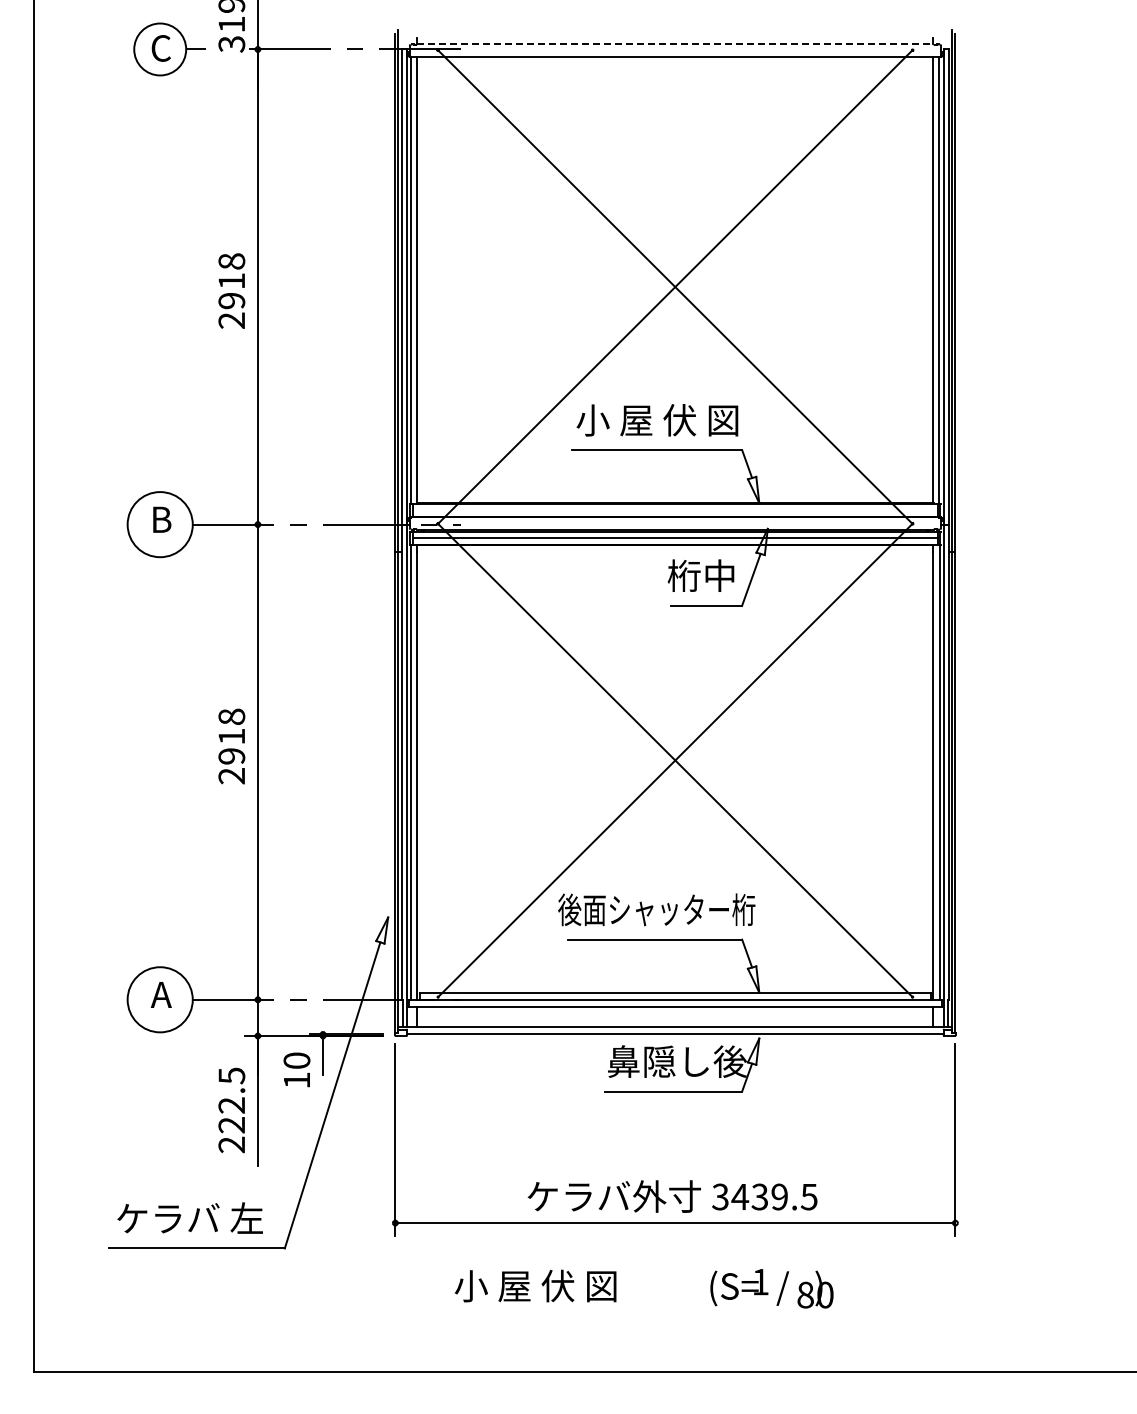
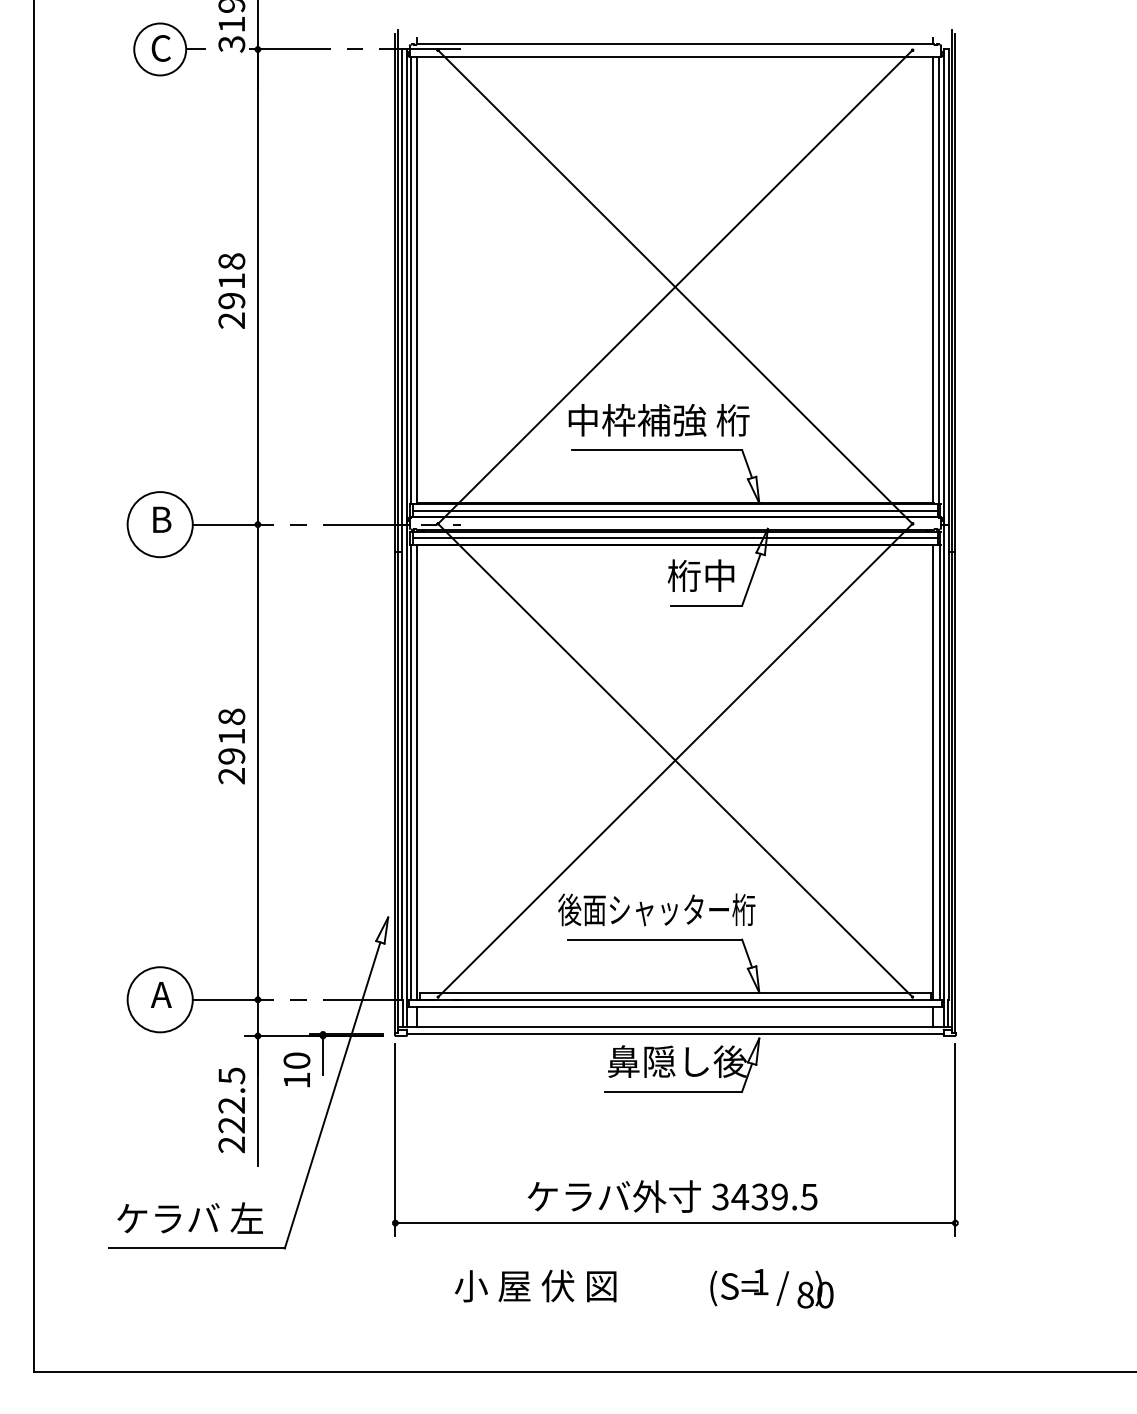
line: dashed -> solid (675, 43)
text: 小 屋 伏 図 -> 中枠補強 桁 (658, 420)
line: none -> present (675, 511)
